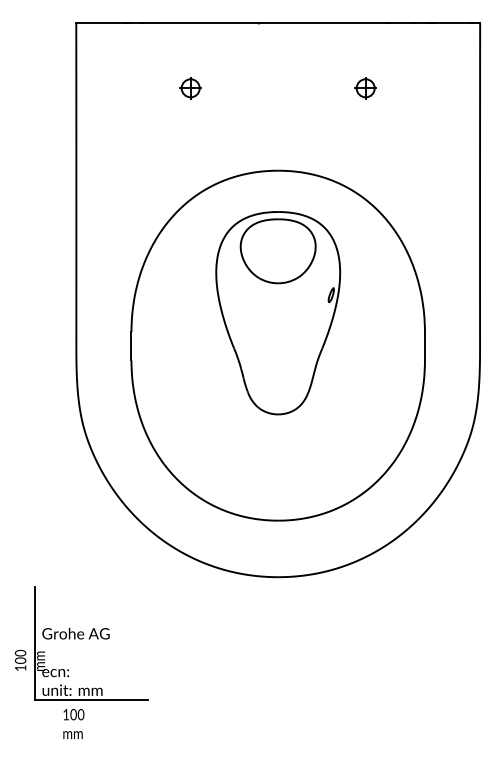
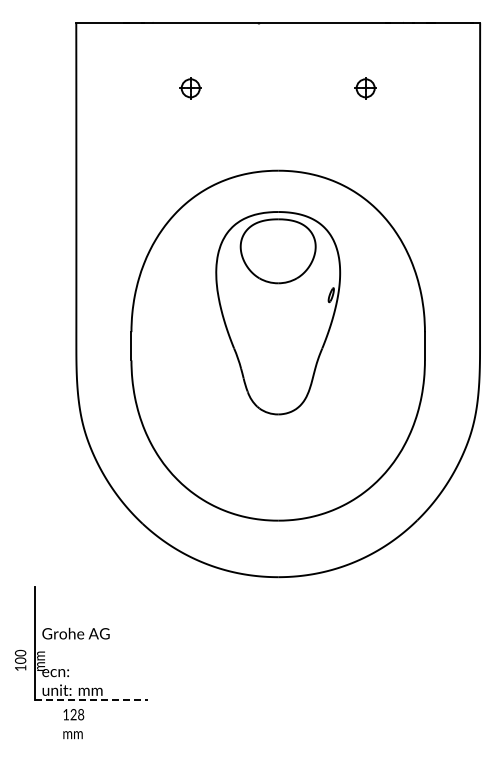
line: solid -> dashed (91, 699)
text: 100 -> 128 (77, 714)
